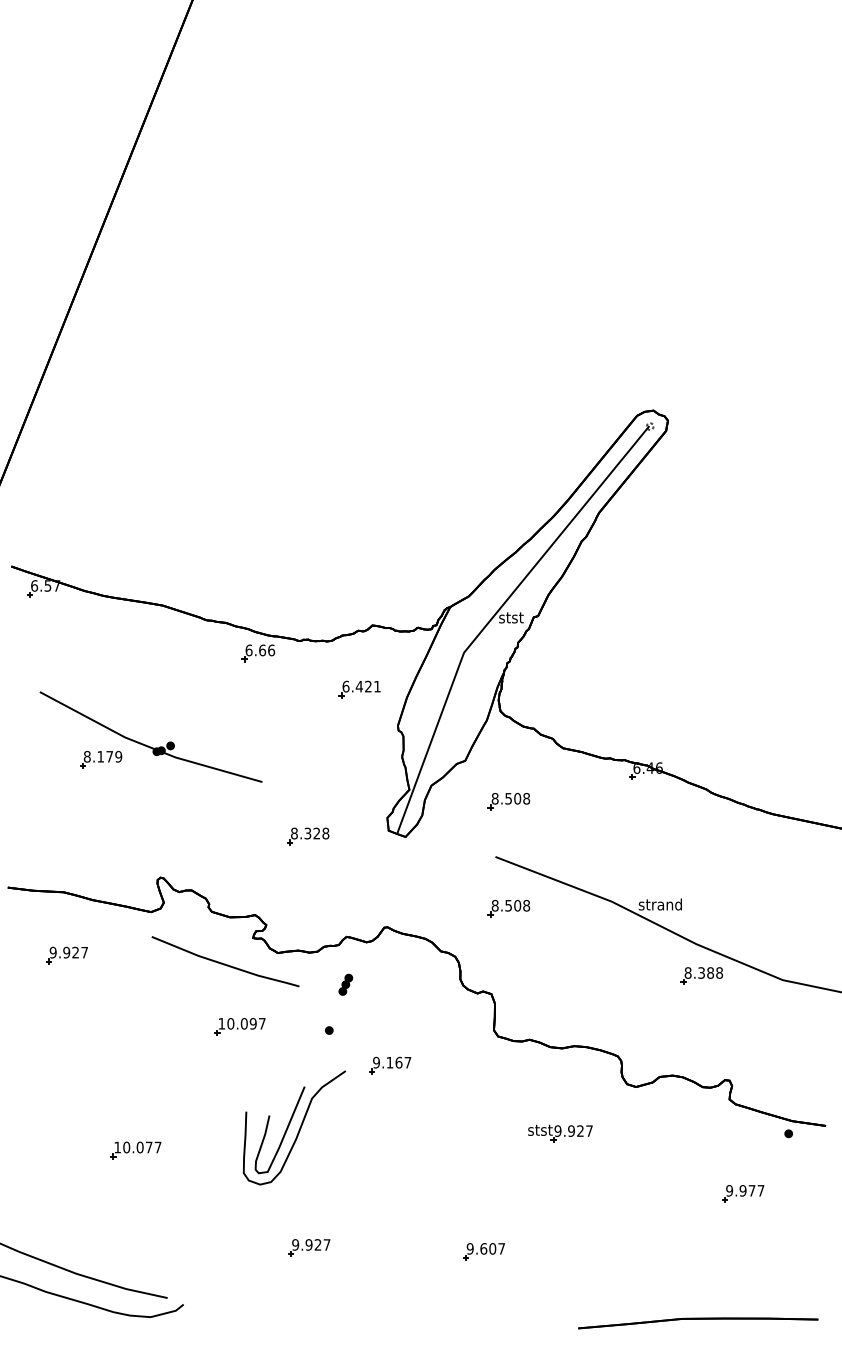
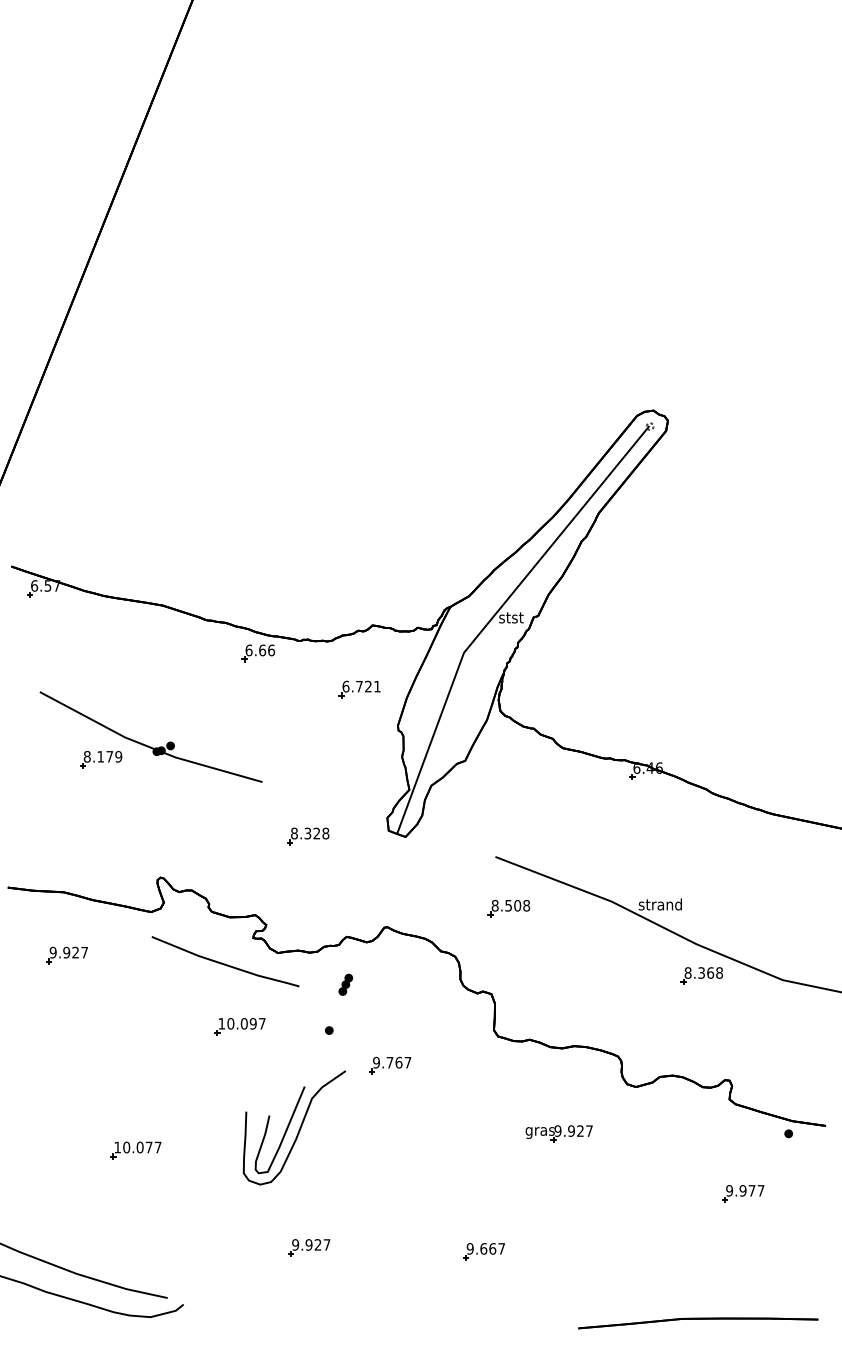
text: 6.421 -> 6.721 (359, 686)
part: present -> none (508, 801)
text: 8.388 -> 8.368 (710, 972)
text: 9.167 -> 9.767 (389, 1062)
text: stst -> gras (539, 1131)
text: 9.607 -> 9.667 (492, 1248)
